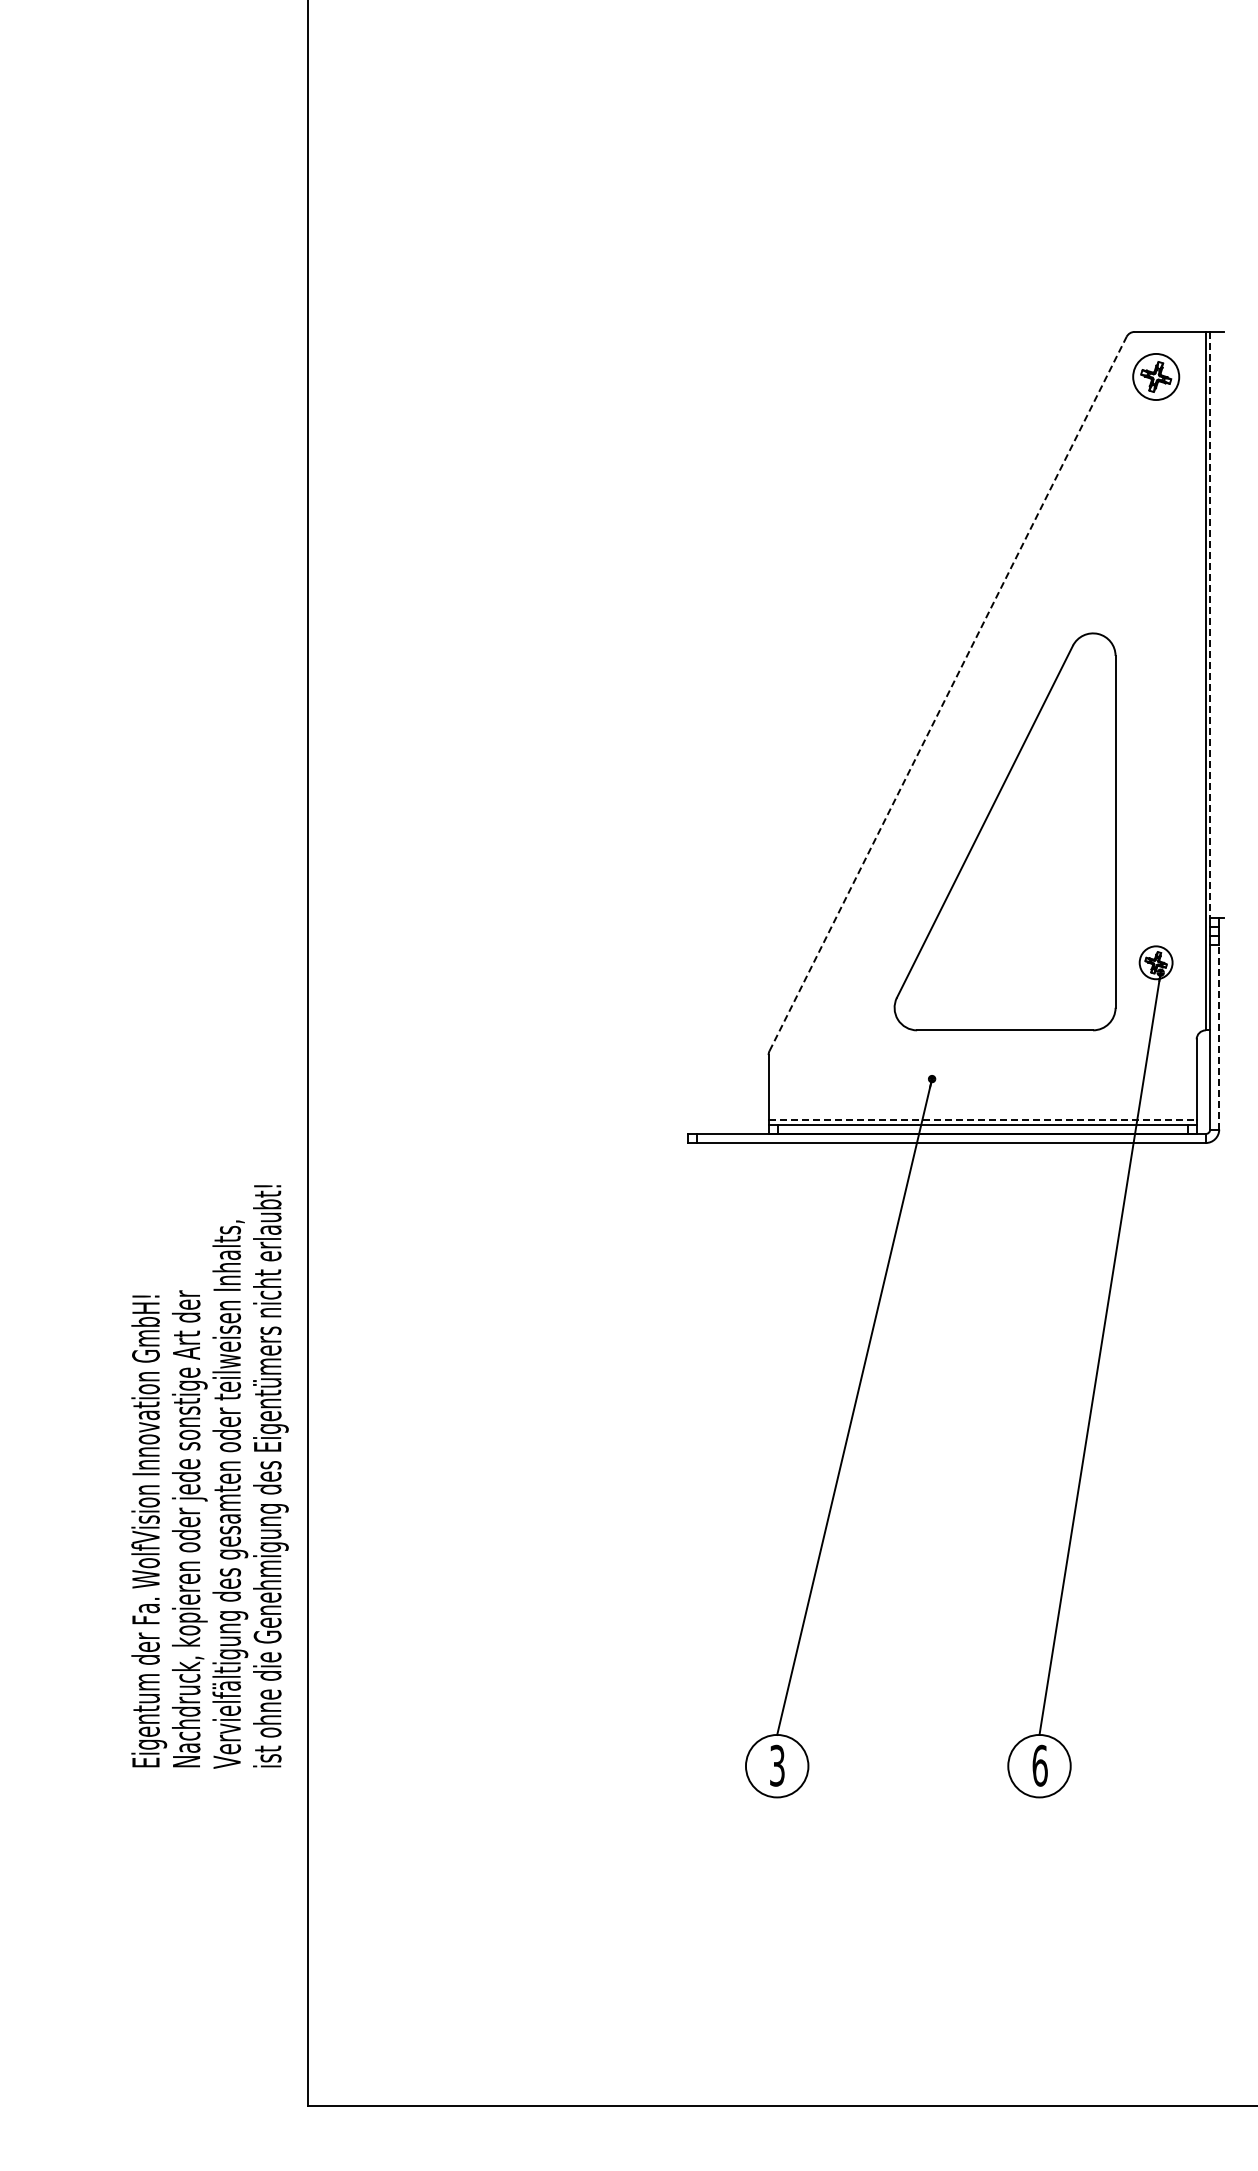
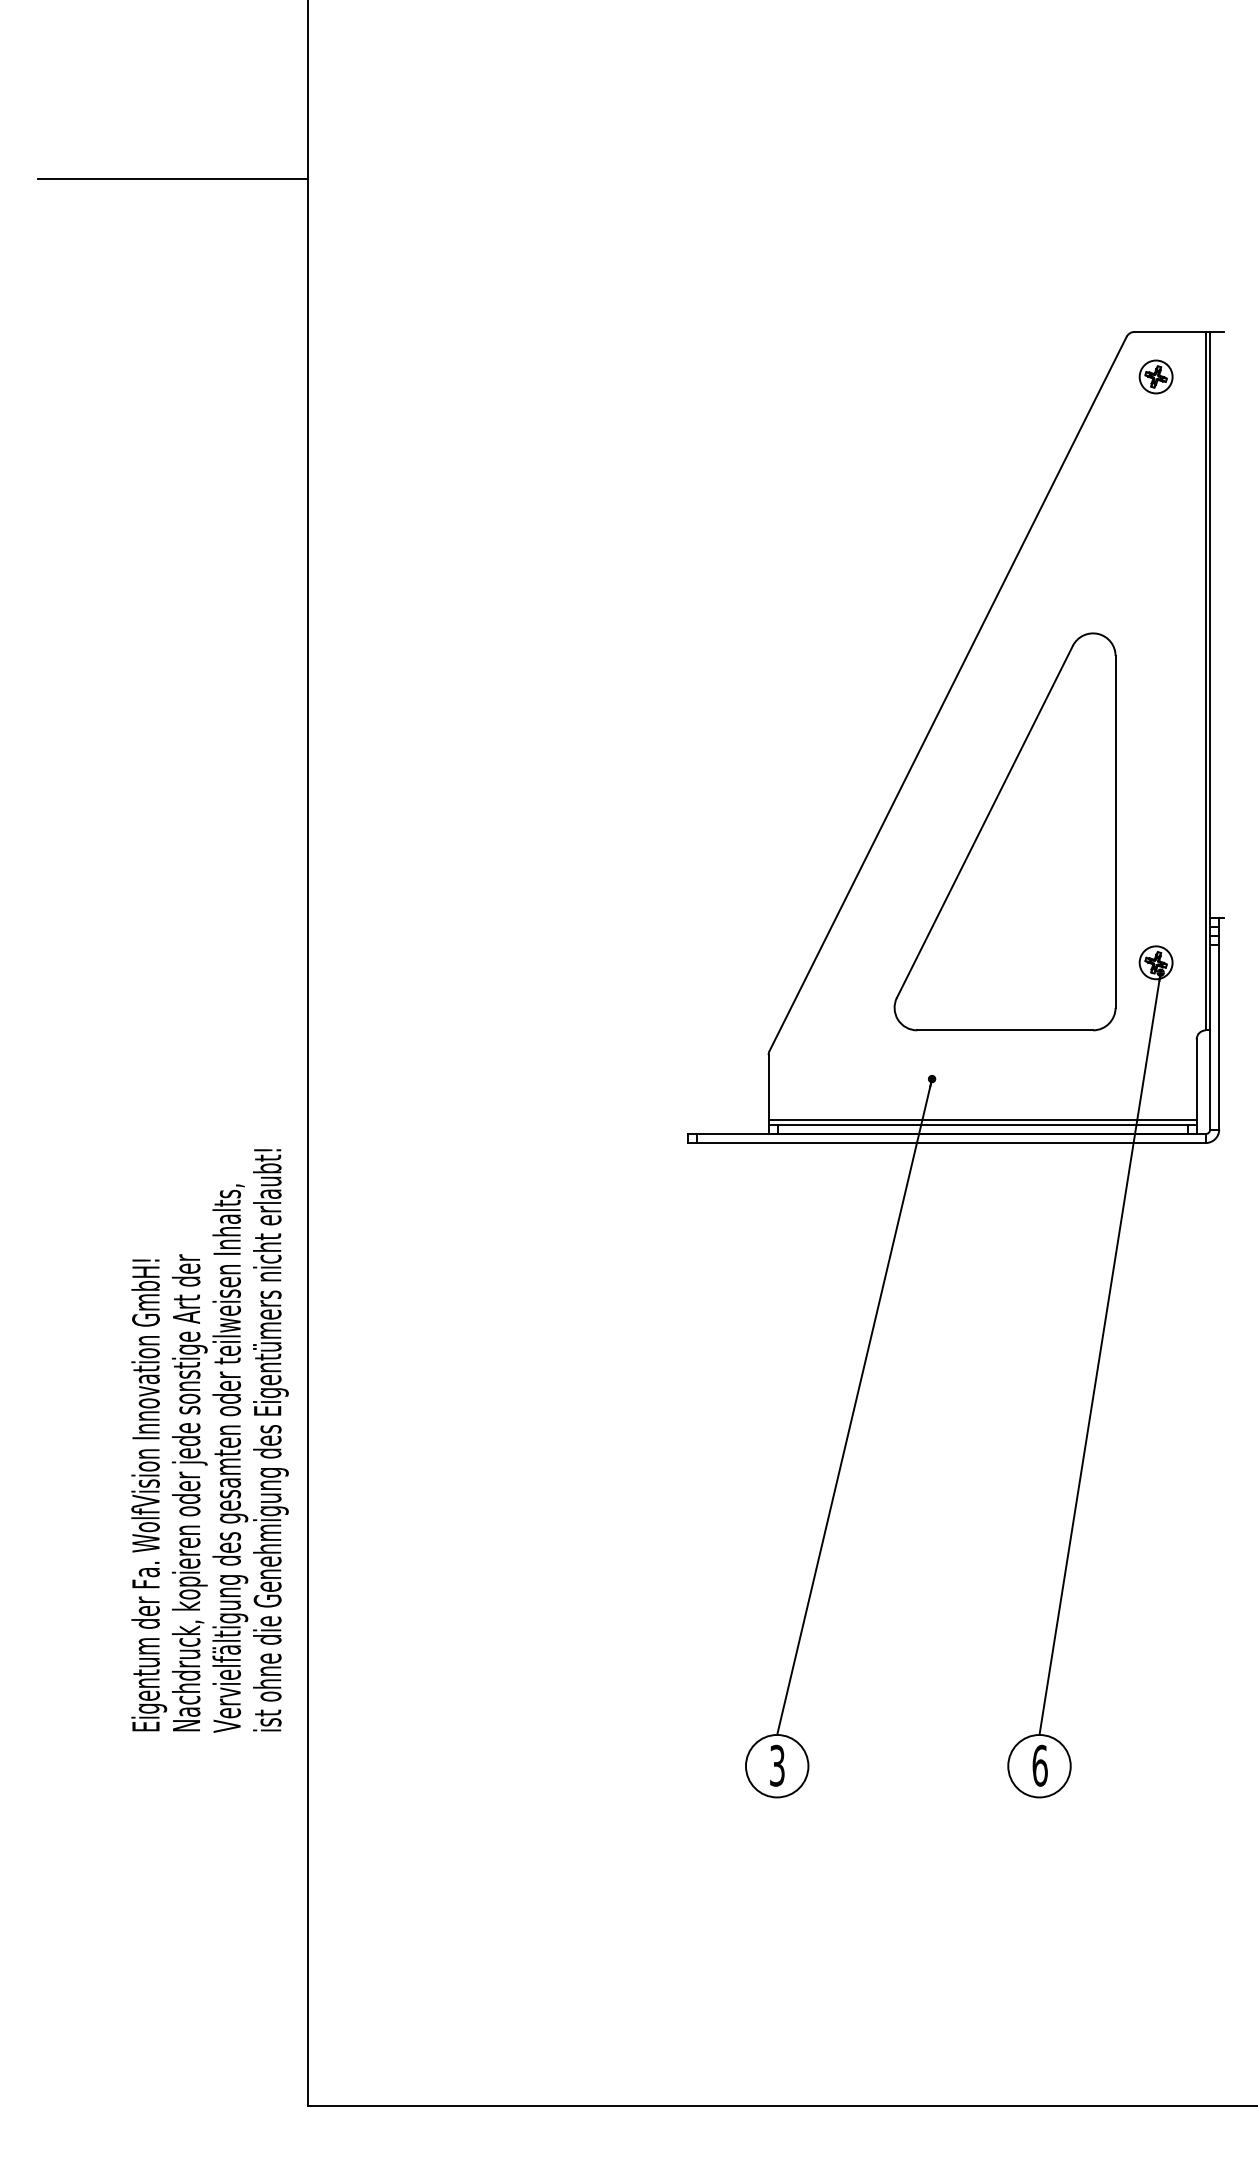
line: none -> present (172, 179)
part size: 49x48 px -> 36x36 px (1155, 376)
line: dashed -> solid (1210, 624)
line: dashed -> solid (948, 693)
line: dashed -> solid (1219, 1036)
line: dashed -> solid (983, 1120)
text position: (209, 1476) -> (209, 1440) (209, 1440)
